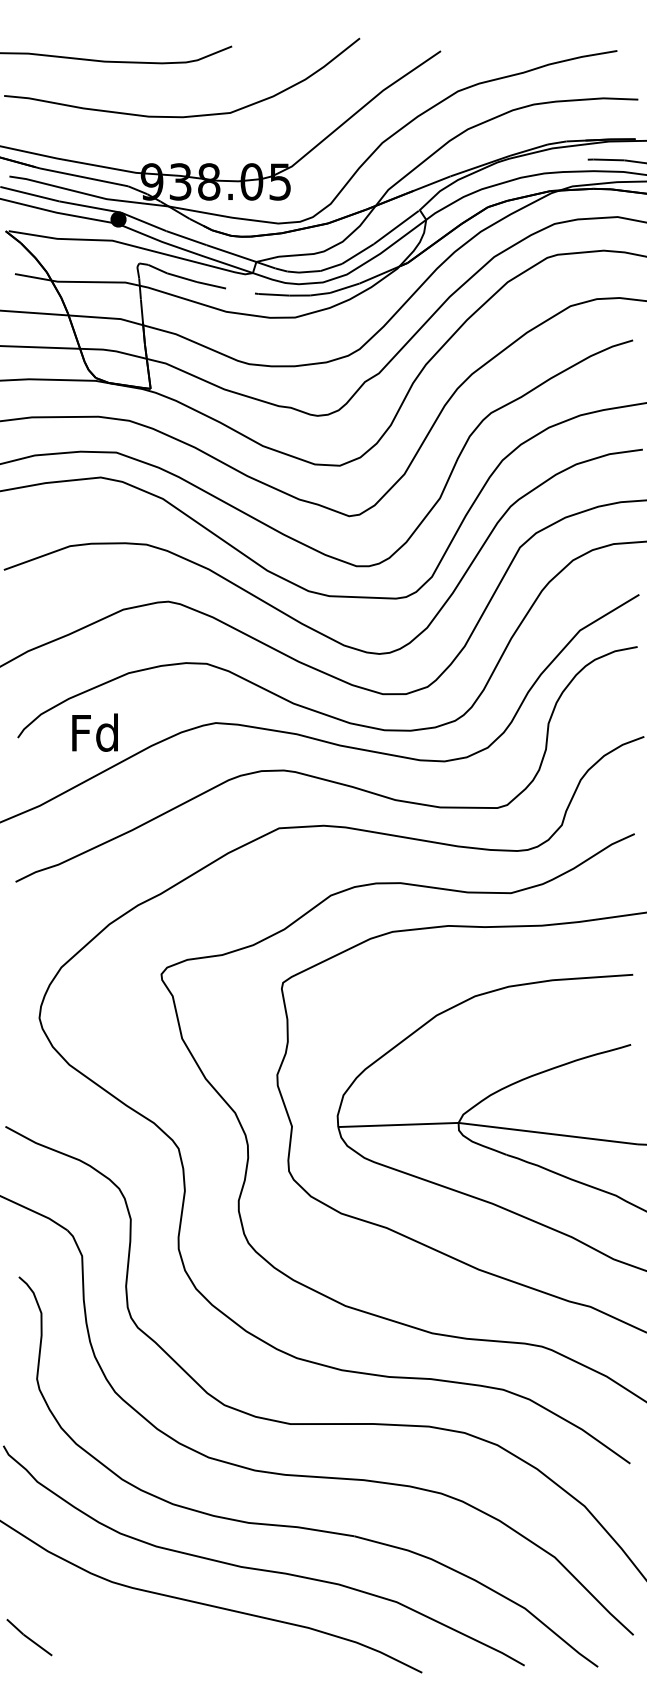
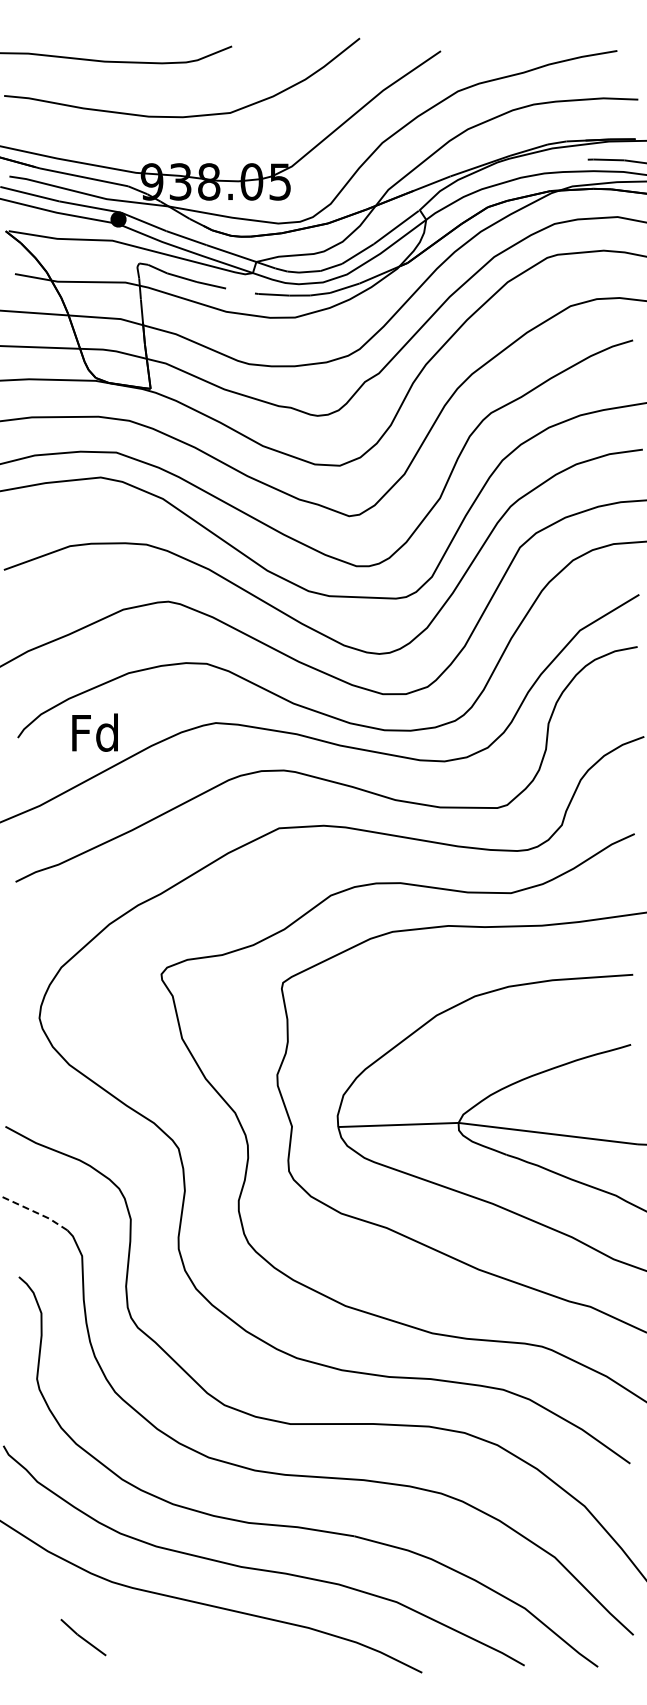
line: solid -> dashed (34, 1212)
part position: (29, 1637) -> (83, 1637) (83, 1637)
